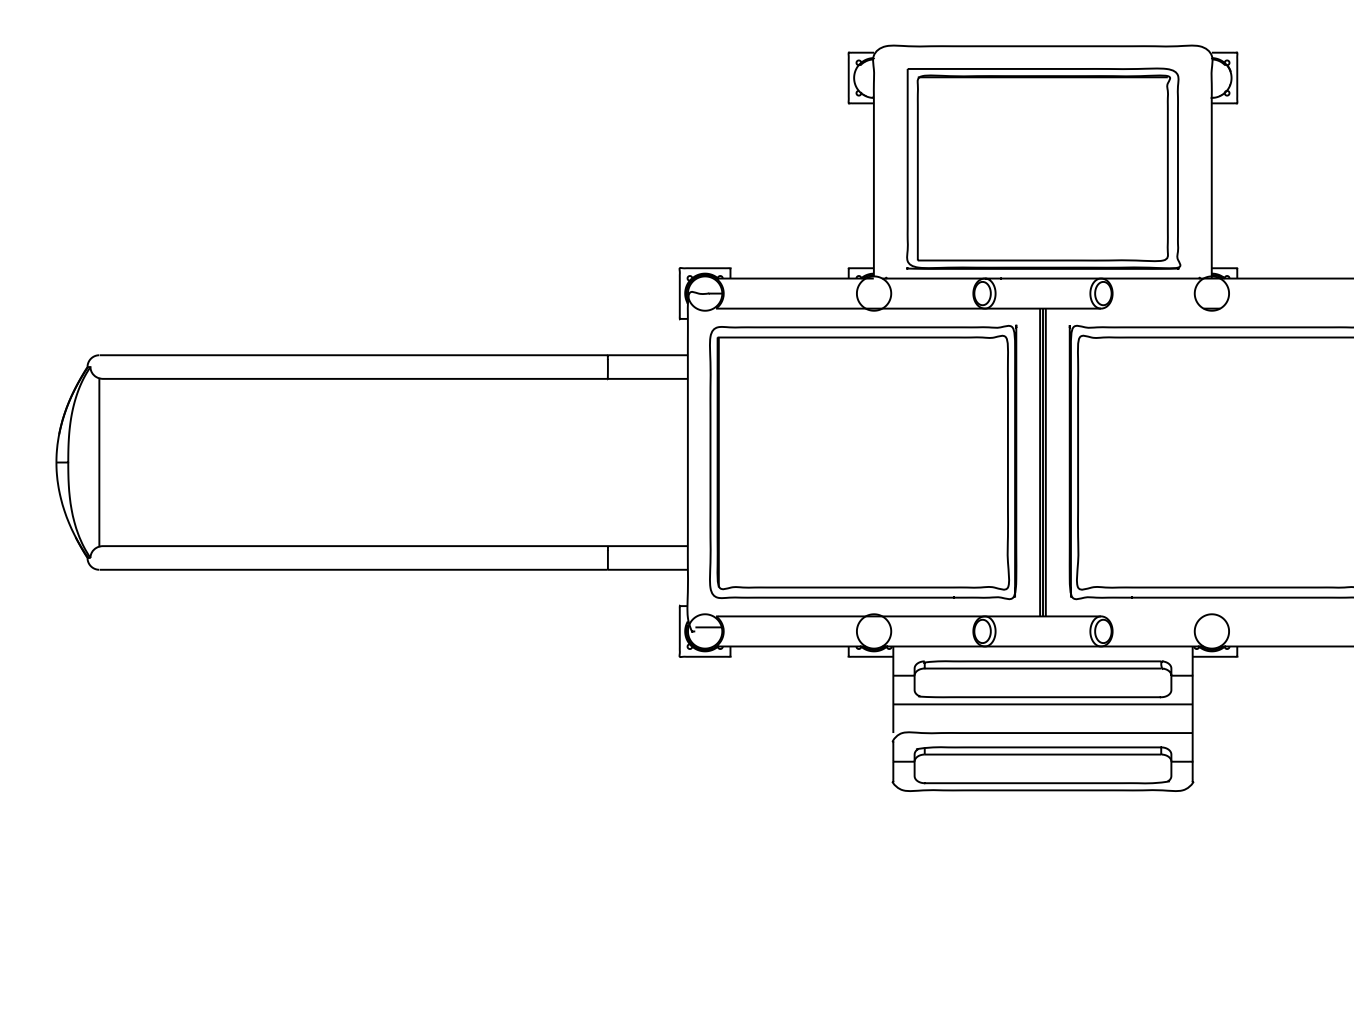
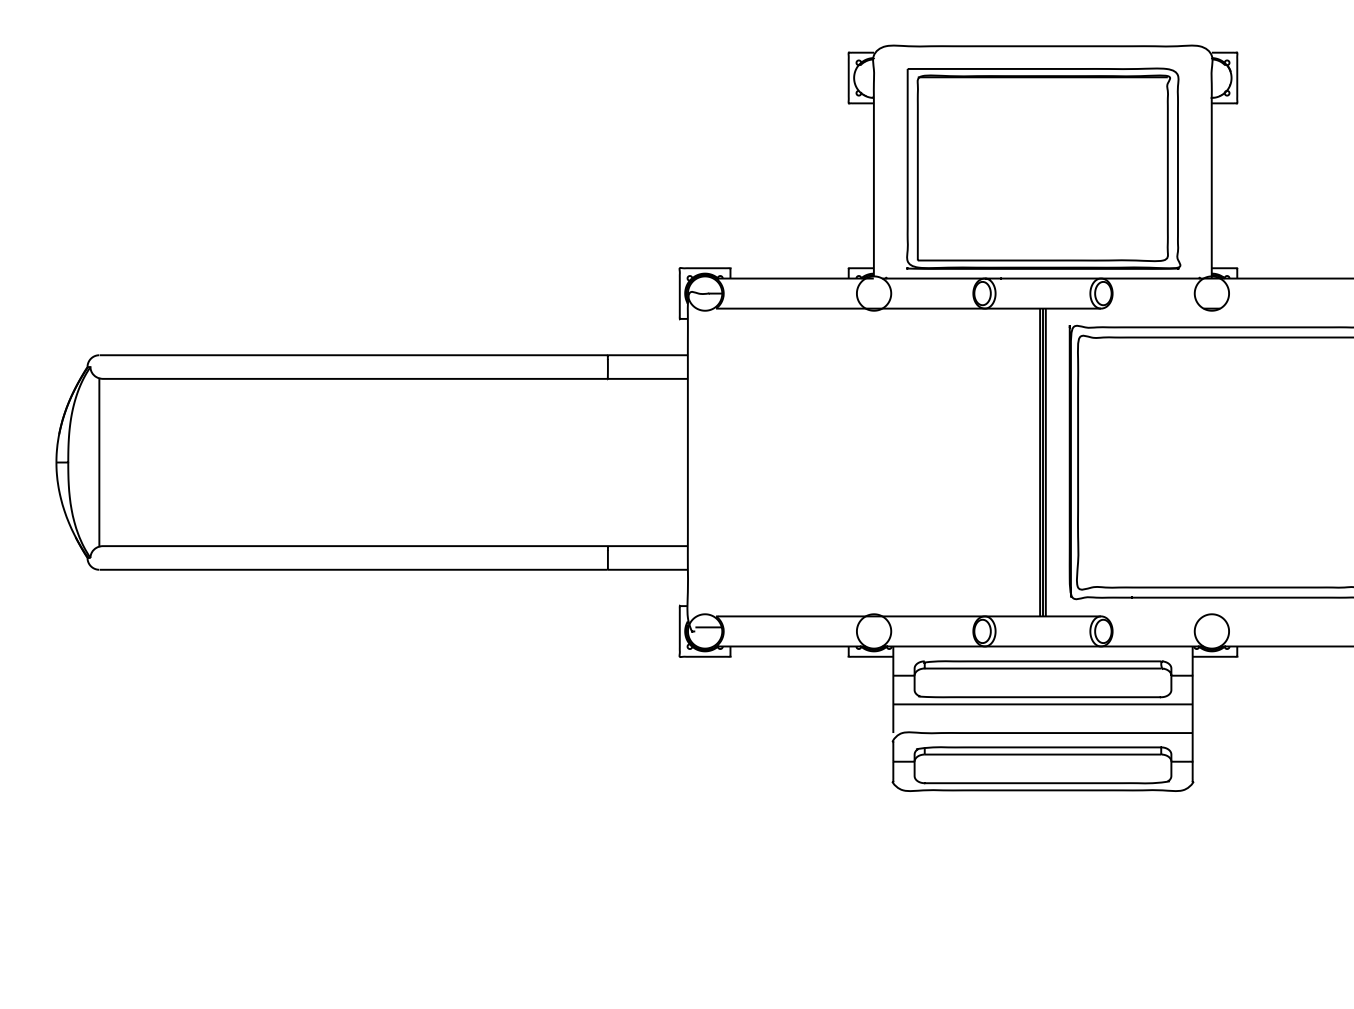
part: present -> none (863, 462)
